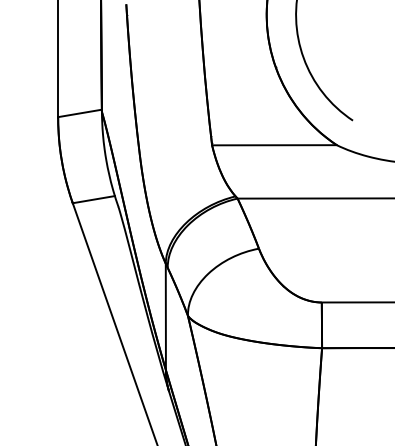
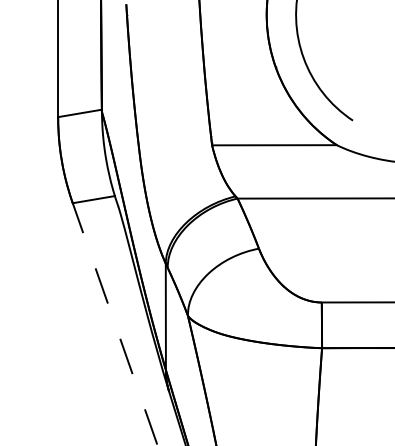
line: solid -> dashed (115, 323)
